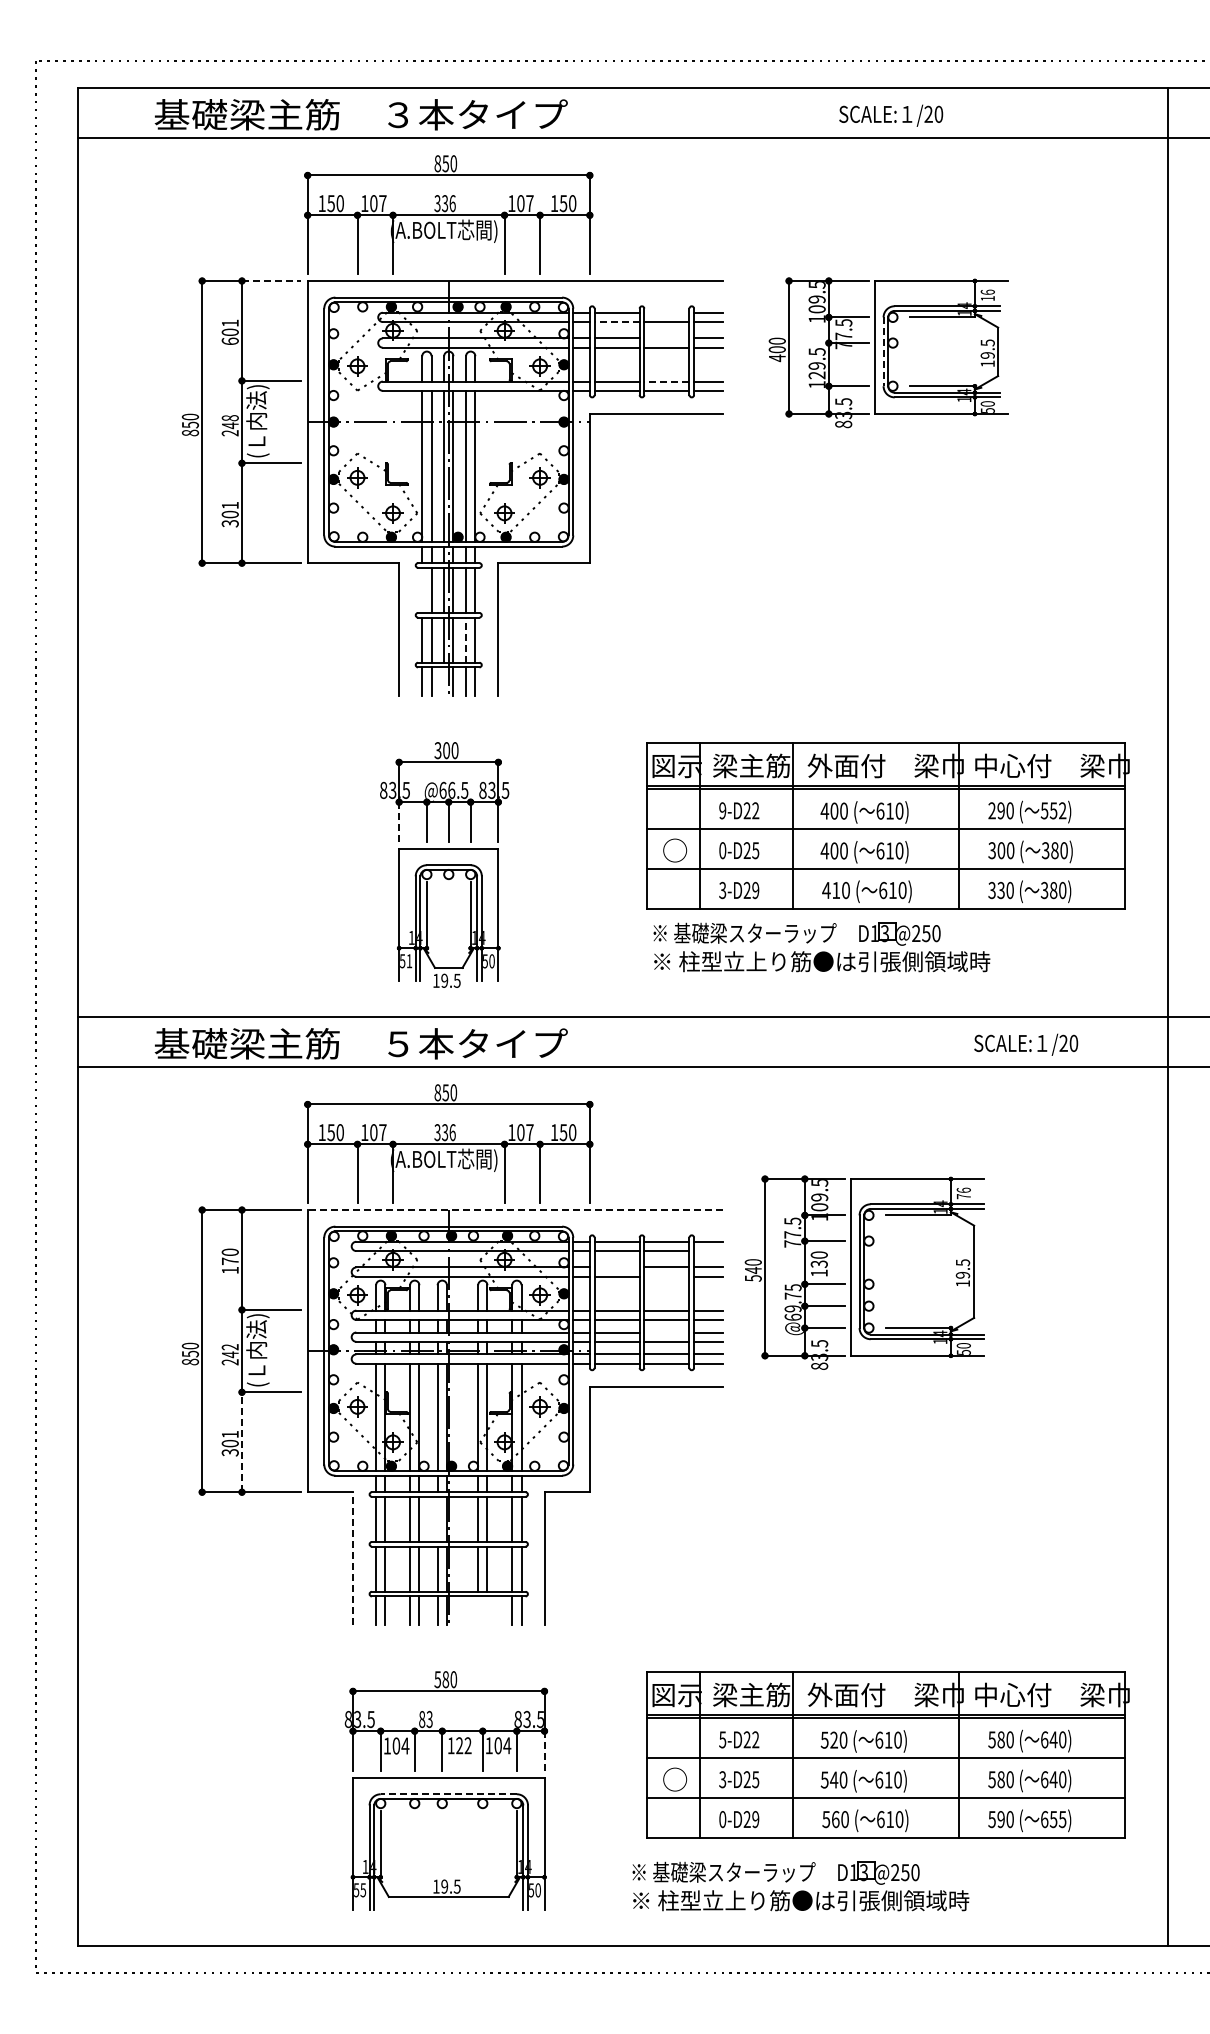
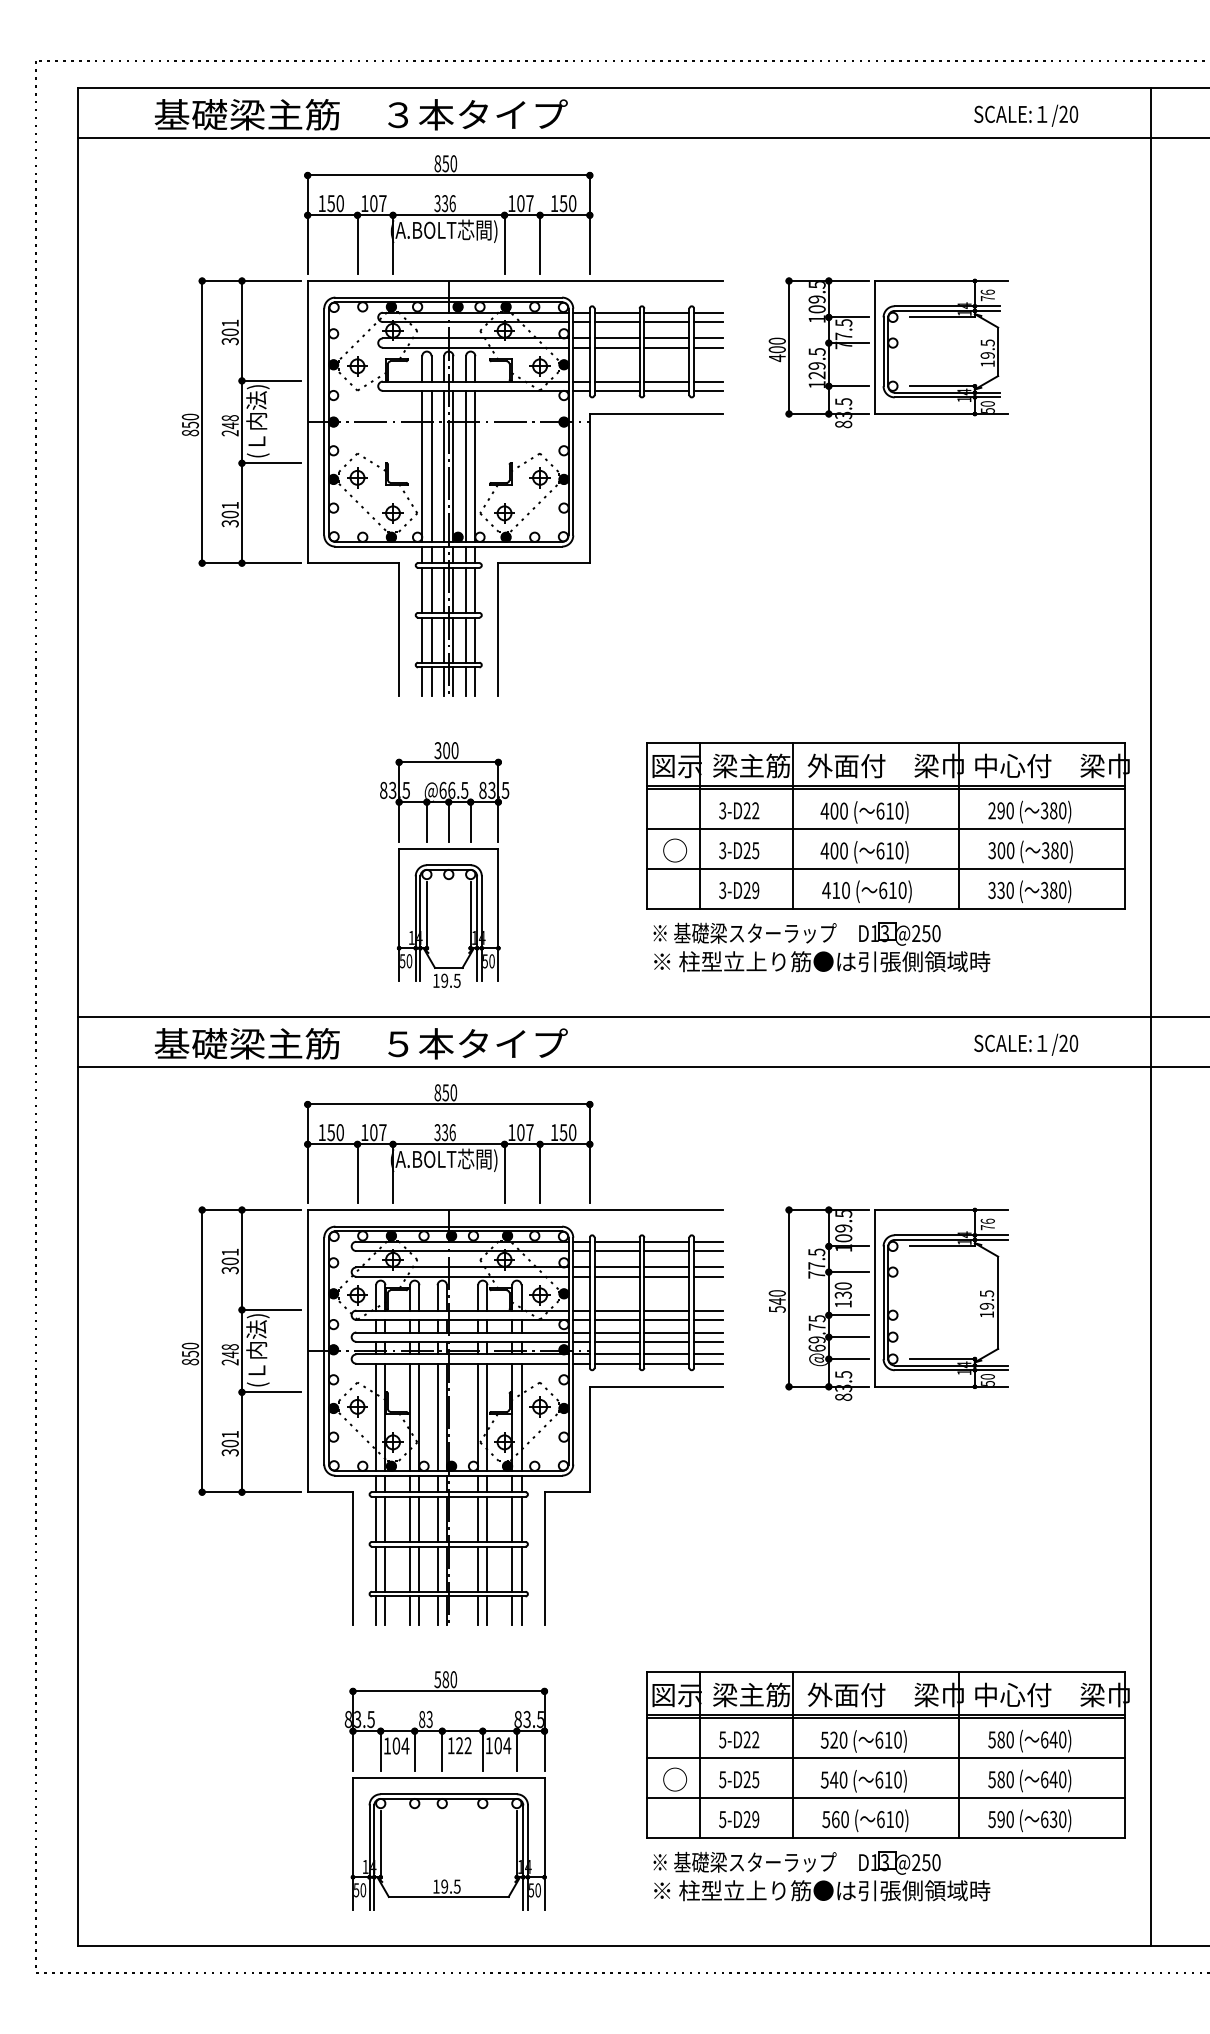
text position: (891, 115) -> (1026, 115) (1026, 115)
line: dashed -> solid (271, 281)
text: 16 -> 76 (987, 298)
line: none -> present (666, 312)
line: dashed -> solid (617, 322)
line: none -> present (666, 338)
text: 601 -> 301 (229, 341)
line: dashed -> solid (883, 352)
line: dashed -> solid (666, 381)
line: none -> present (422, 589)
line: dashed -> solid (466, 640)
line: none -> present (444, 681)
text: 9-D22 -> 3-D22 (722, 810)
text: 552) -> 380) (1053, 810)
line: dashed -> solid (399, 822)
text: 0-D25 -> 3-D25 (722, 850)
text: 51 -> 50 (409, 961)
line position: (1167, 1016) -> (1150, 1016) (1150, 1016)
line: dashed -> solid (514, 1210)
line: none -> present (708, 1251)
text: 170 -> 301 (229, 1261)
line: none -> present (616, 1267)
part position: (864, 1272) -> (888, 1303) (888, 1303)
line: none -> present (666, 1276)
line: none -> present (666, 1332)
text: 242 -> 248 (229, 1347)
line: dashed -> solid (242, 1442)
line: none -> present (437, 1518)
line: dashed -> solid (353, 1558)
line: none -> present (478, 1610)
line: none -> present (487, 1610)
line: dashed -> solid (544, 1751)
text: 3-D25 -> 5-D25 (722, 1779)
line: dashed -> solid (448, 1794)
text: 0-D29 -> 5-D29 (722, 1819)
text: 655) -> 630) (1058, 1819)
part position: (800, 1886) -> (821, 1876) (821, 1876)
text: 55 -> 50 (363, 1890)
